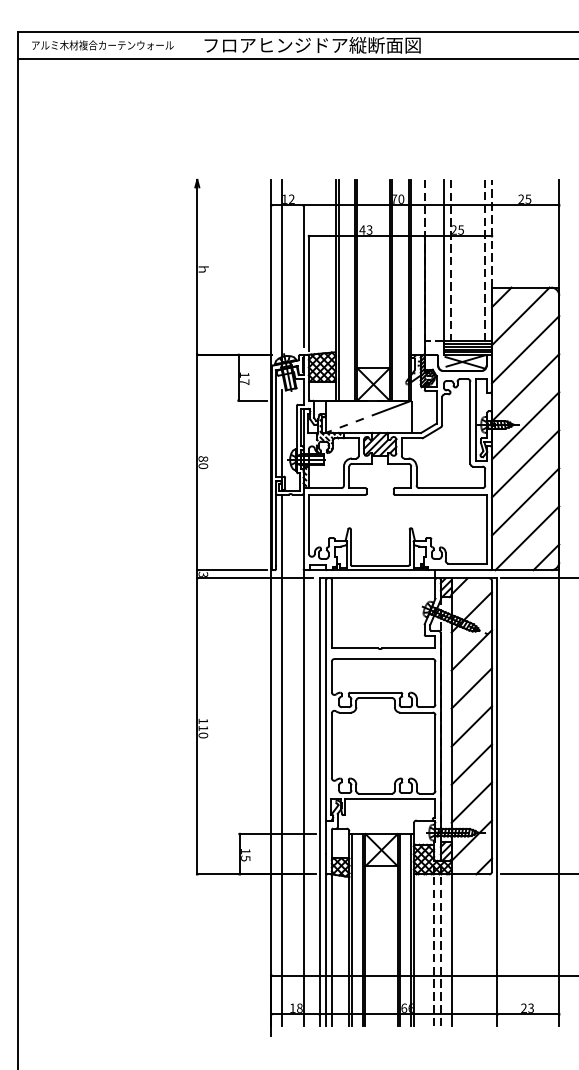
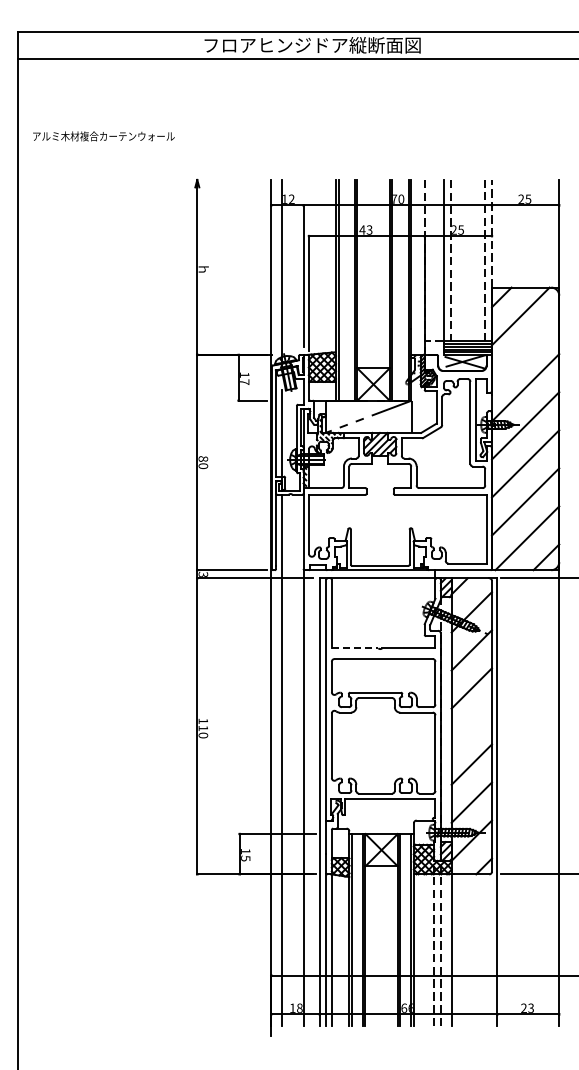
text position: (102, 45) -> (103, 136) (103, 136)
line: present -> none (525, 349)
line: solid -> dashed (355, 648)
line: present -> none (471, 726)
